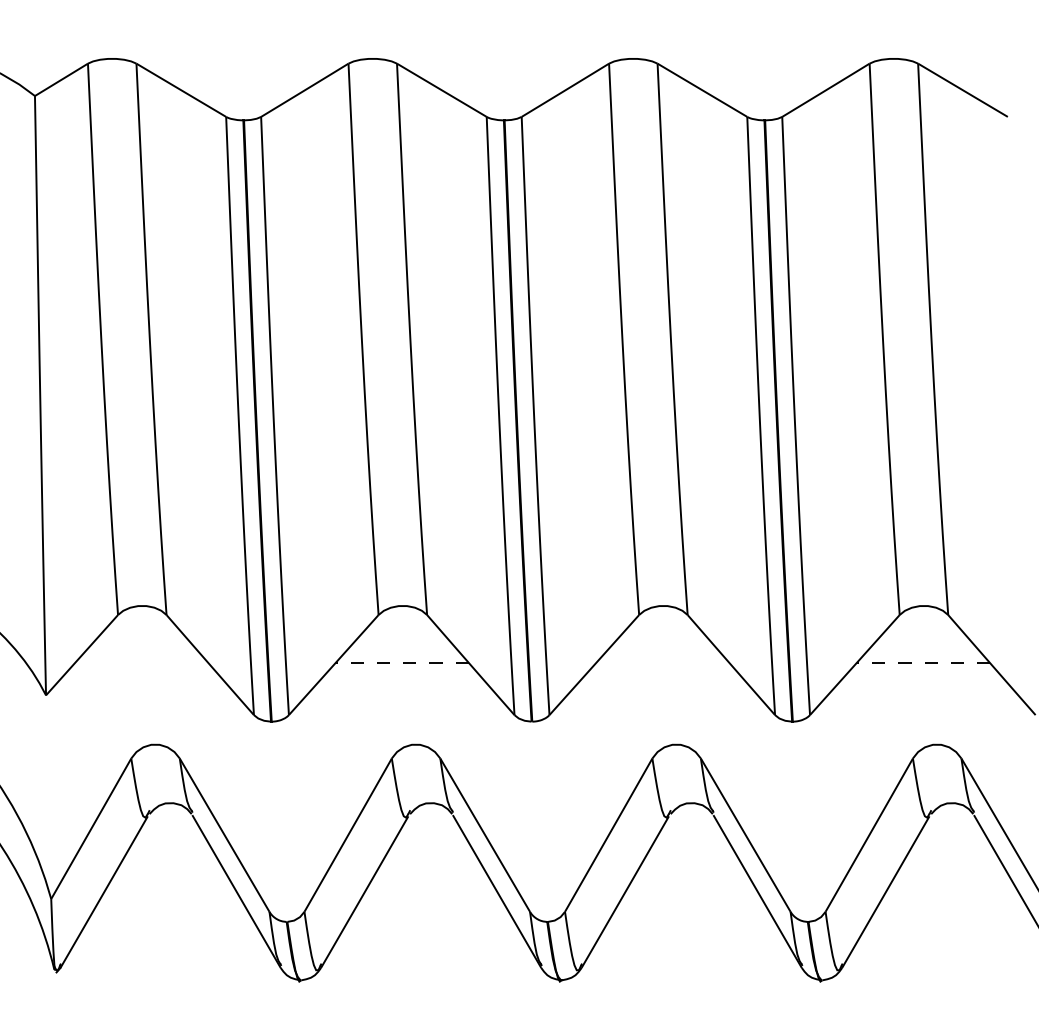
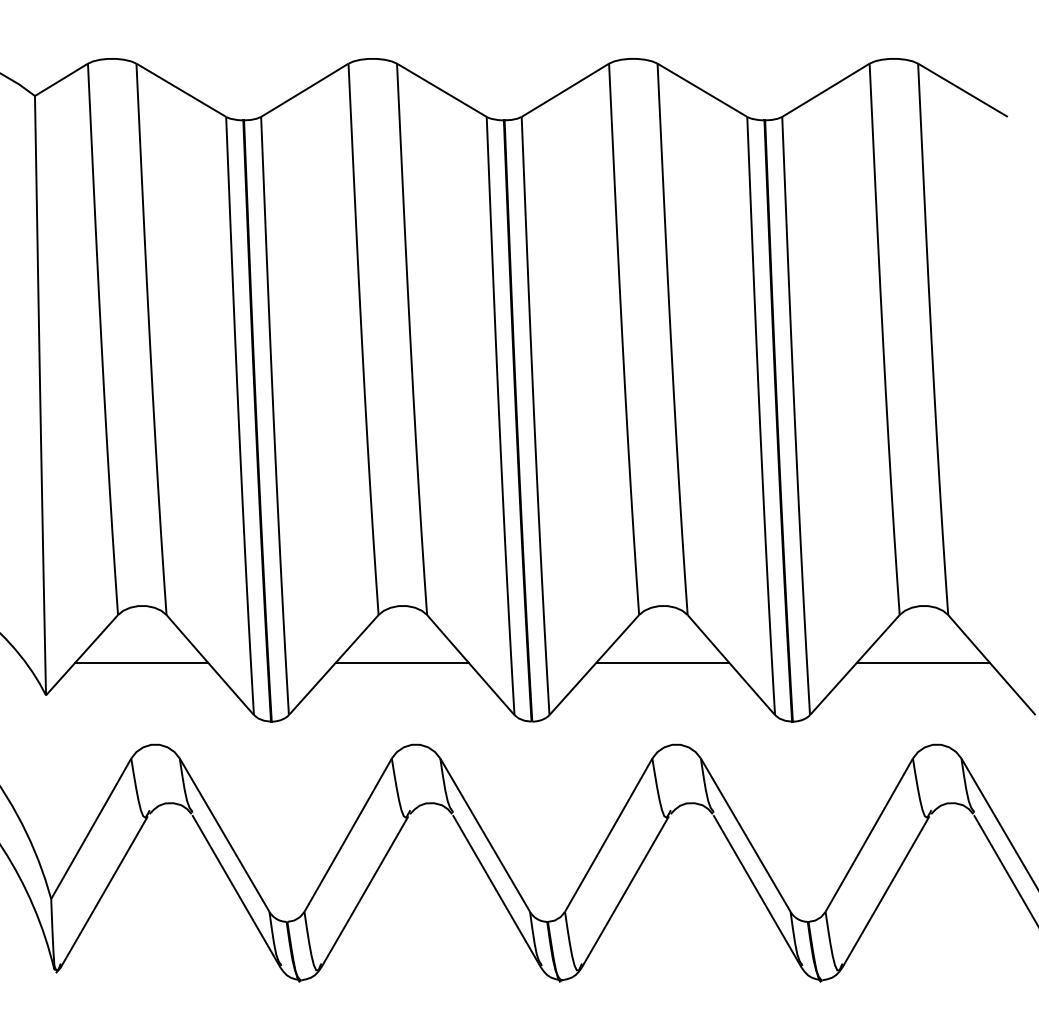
line: none -> present (141, 662)
line: dashed -> solid (401, 662)
line: none -> present (662, 662)
line: dashed -> solid (922, 662)
